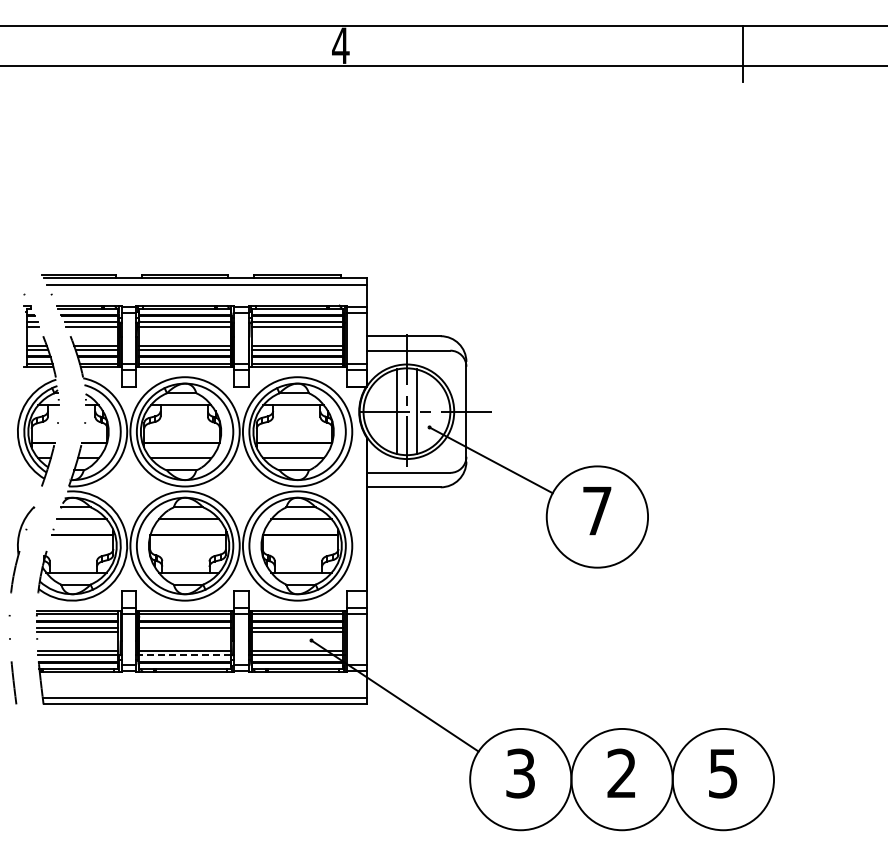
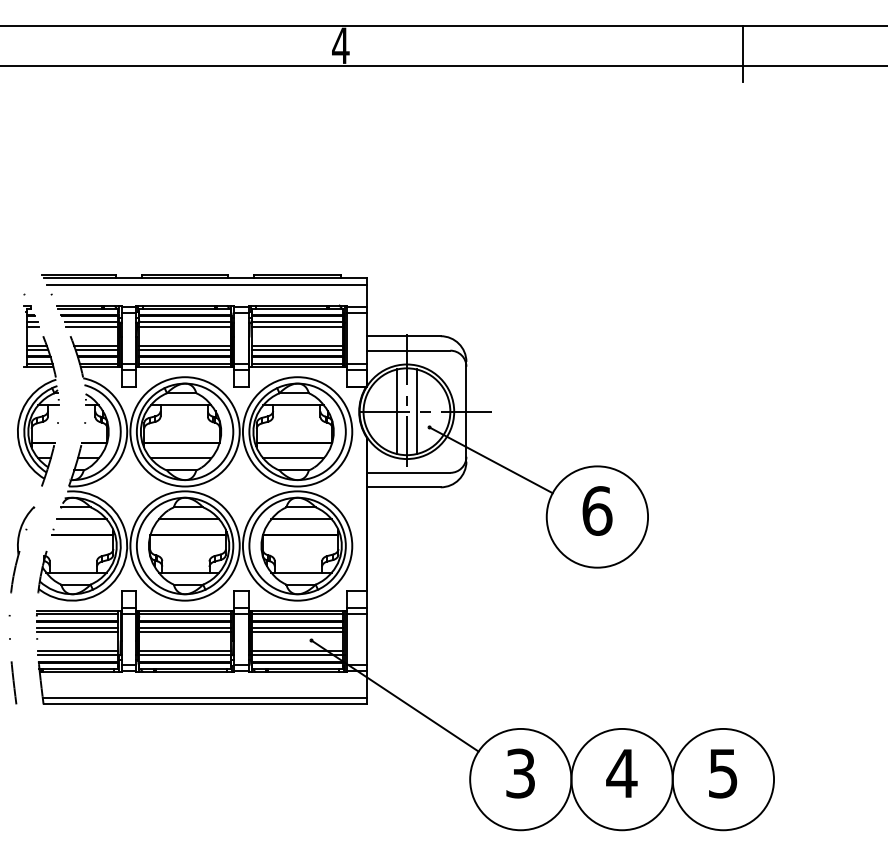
text: 7 -> 6 (597, 510)
line: none -> present (184, 632)
line: dashed -> solid (185, 655)
text: 2 -> 4 (621, 772)
